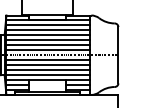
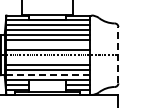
line: present -> none (47, 45)
line: solid -> dashed (118, 54)
line: present -> none (47, 60)
line: solid -> dashed (47, 75)
